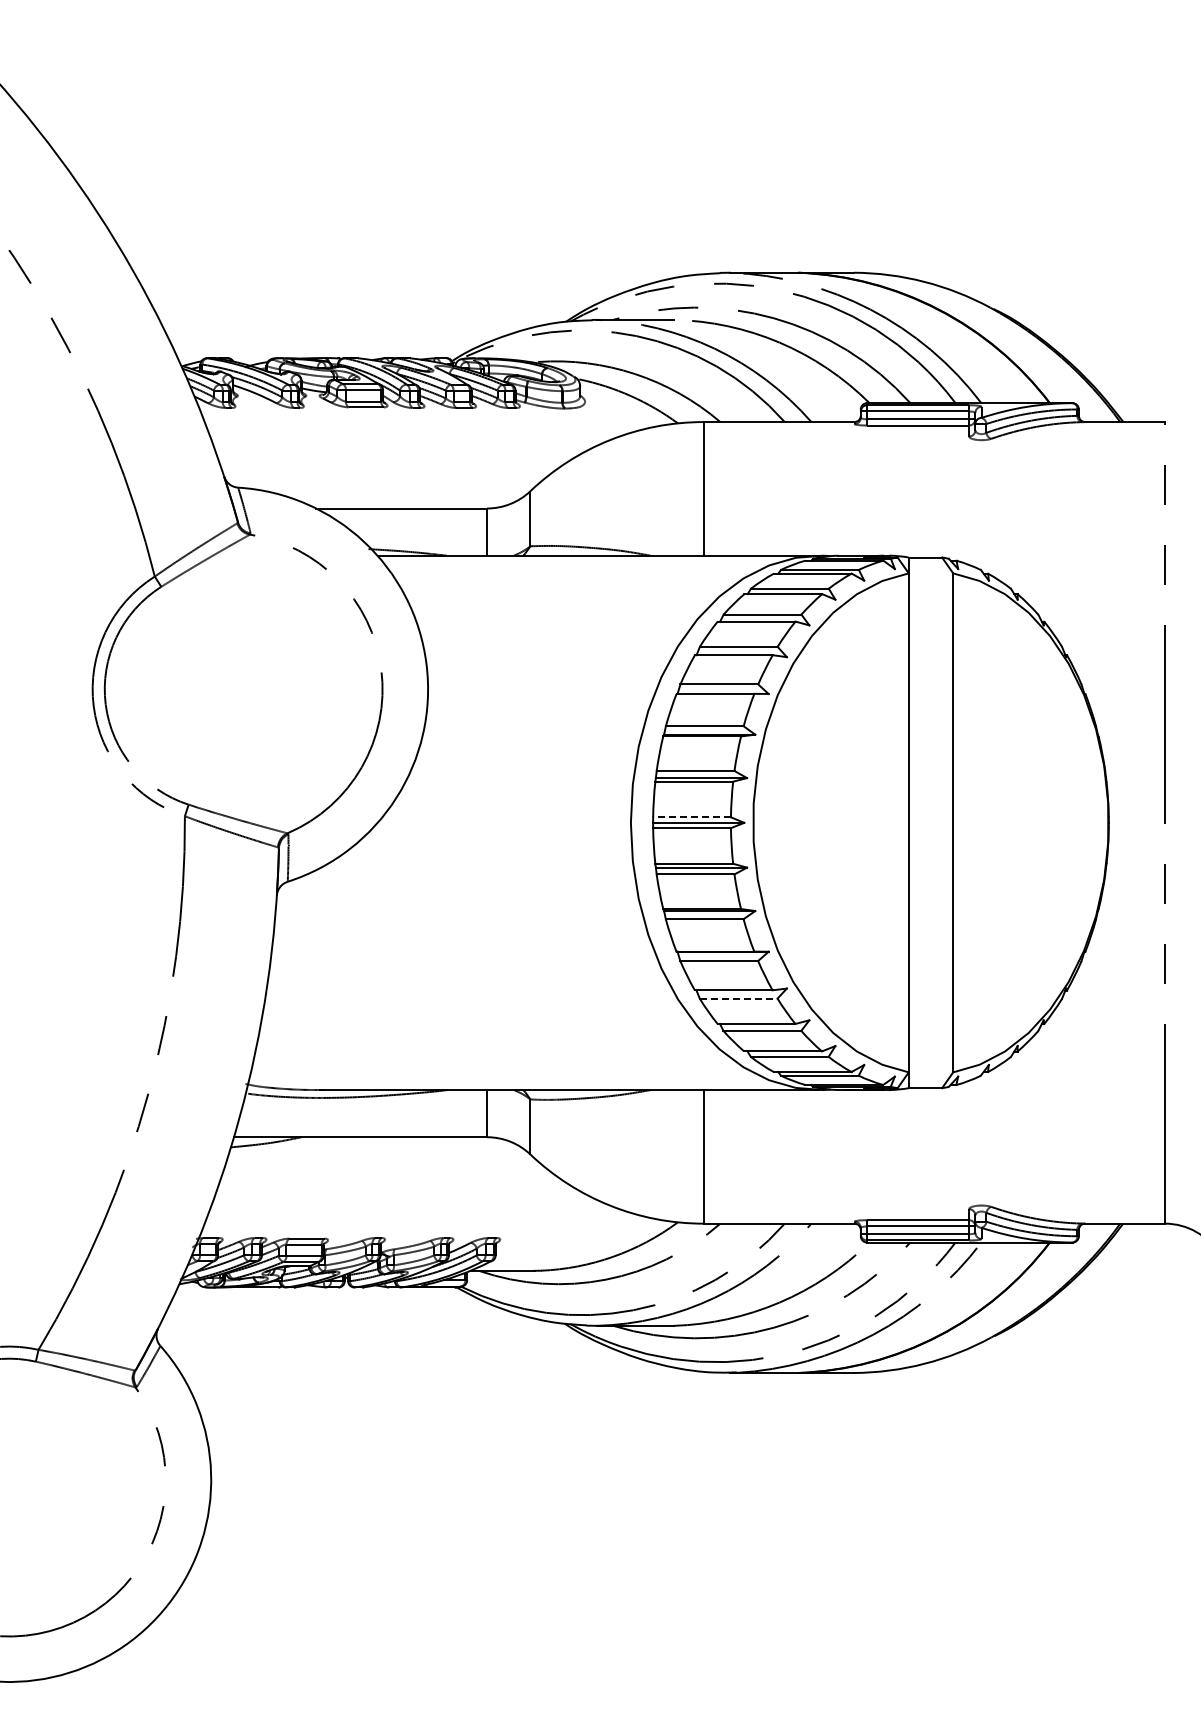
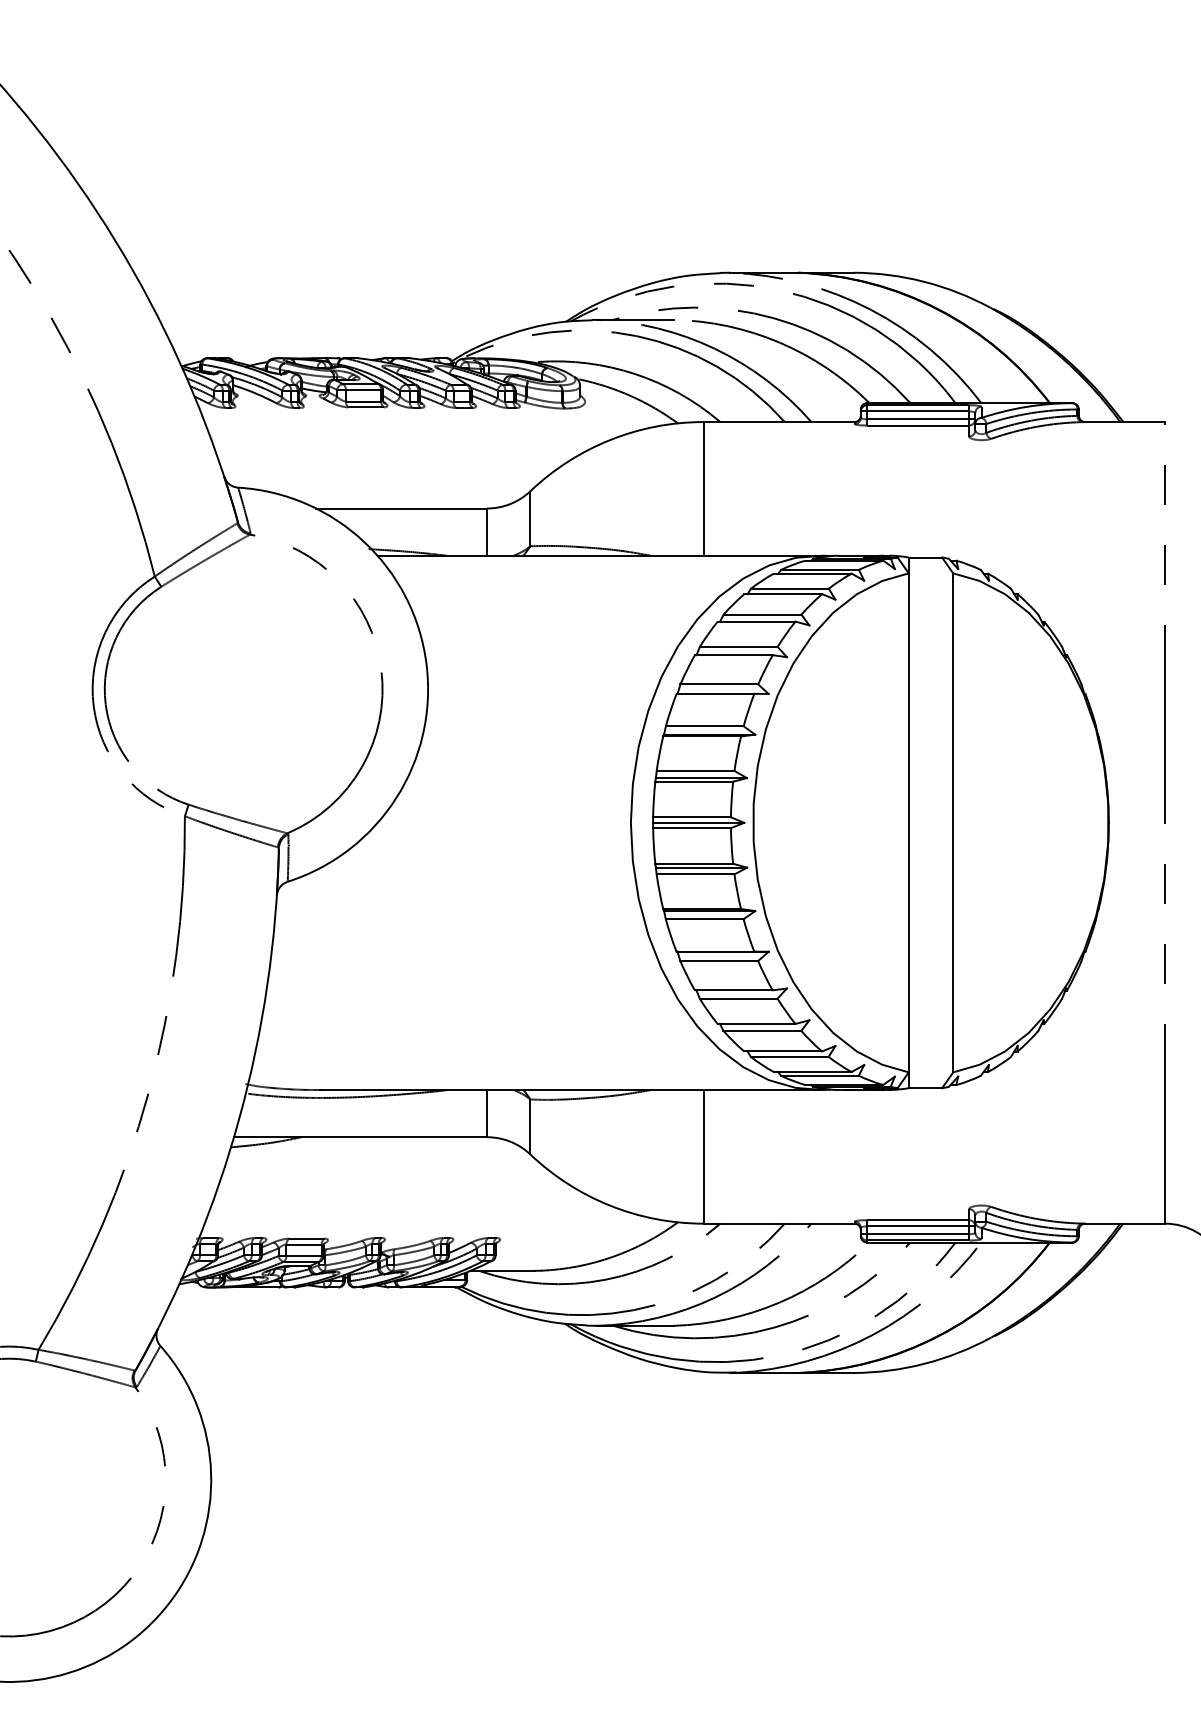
line: dashed -> solid (692, 817)
line: dashed -> solid (738, 998)
